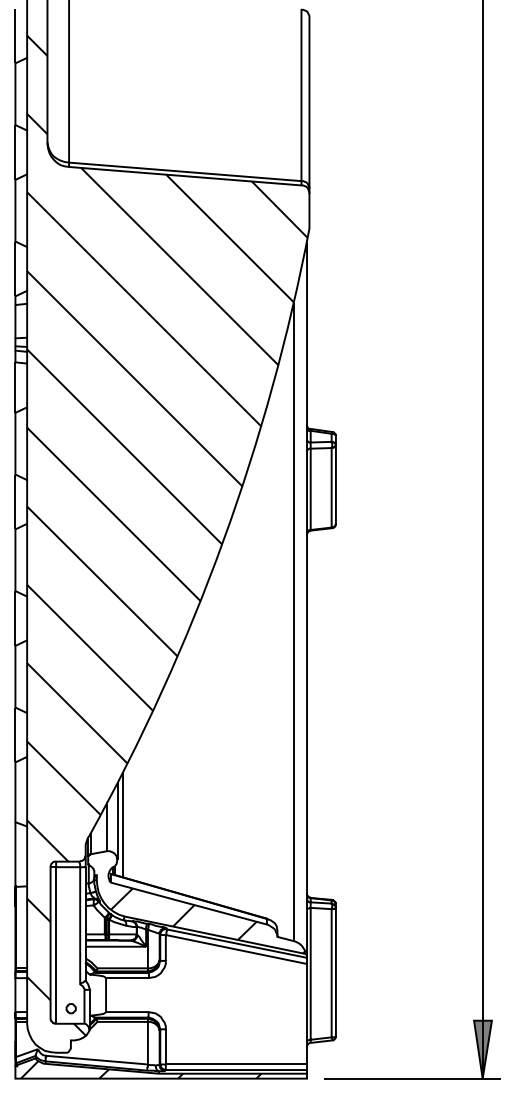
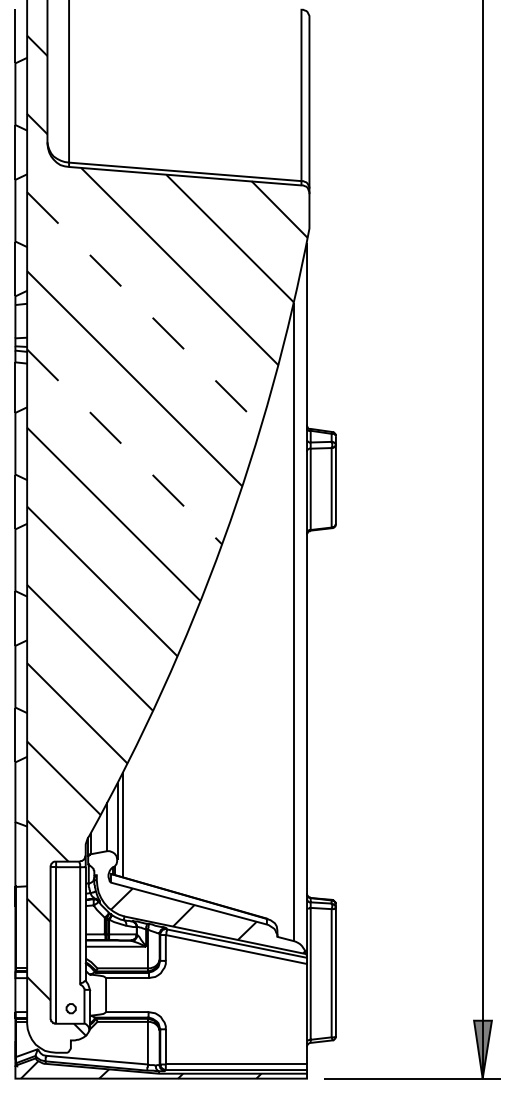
line: solid -> dashed (144, 309)
line: solid -> dashed (124, 446)
